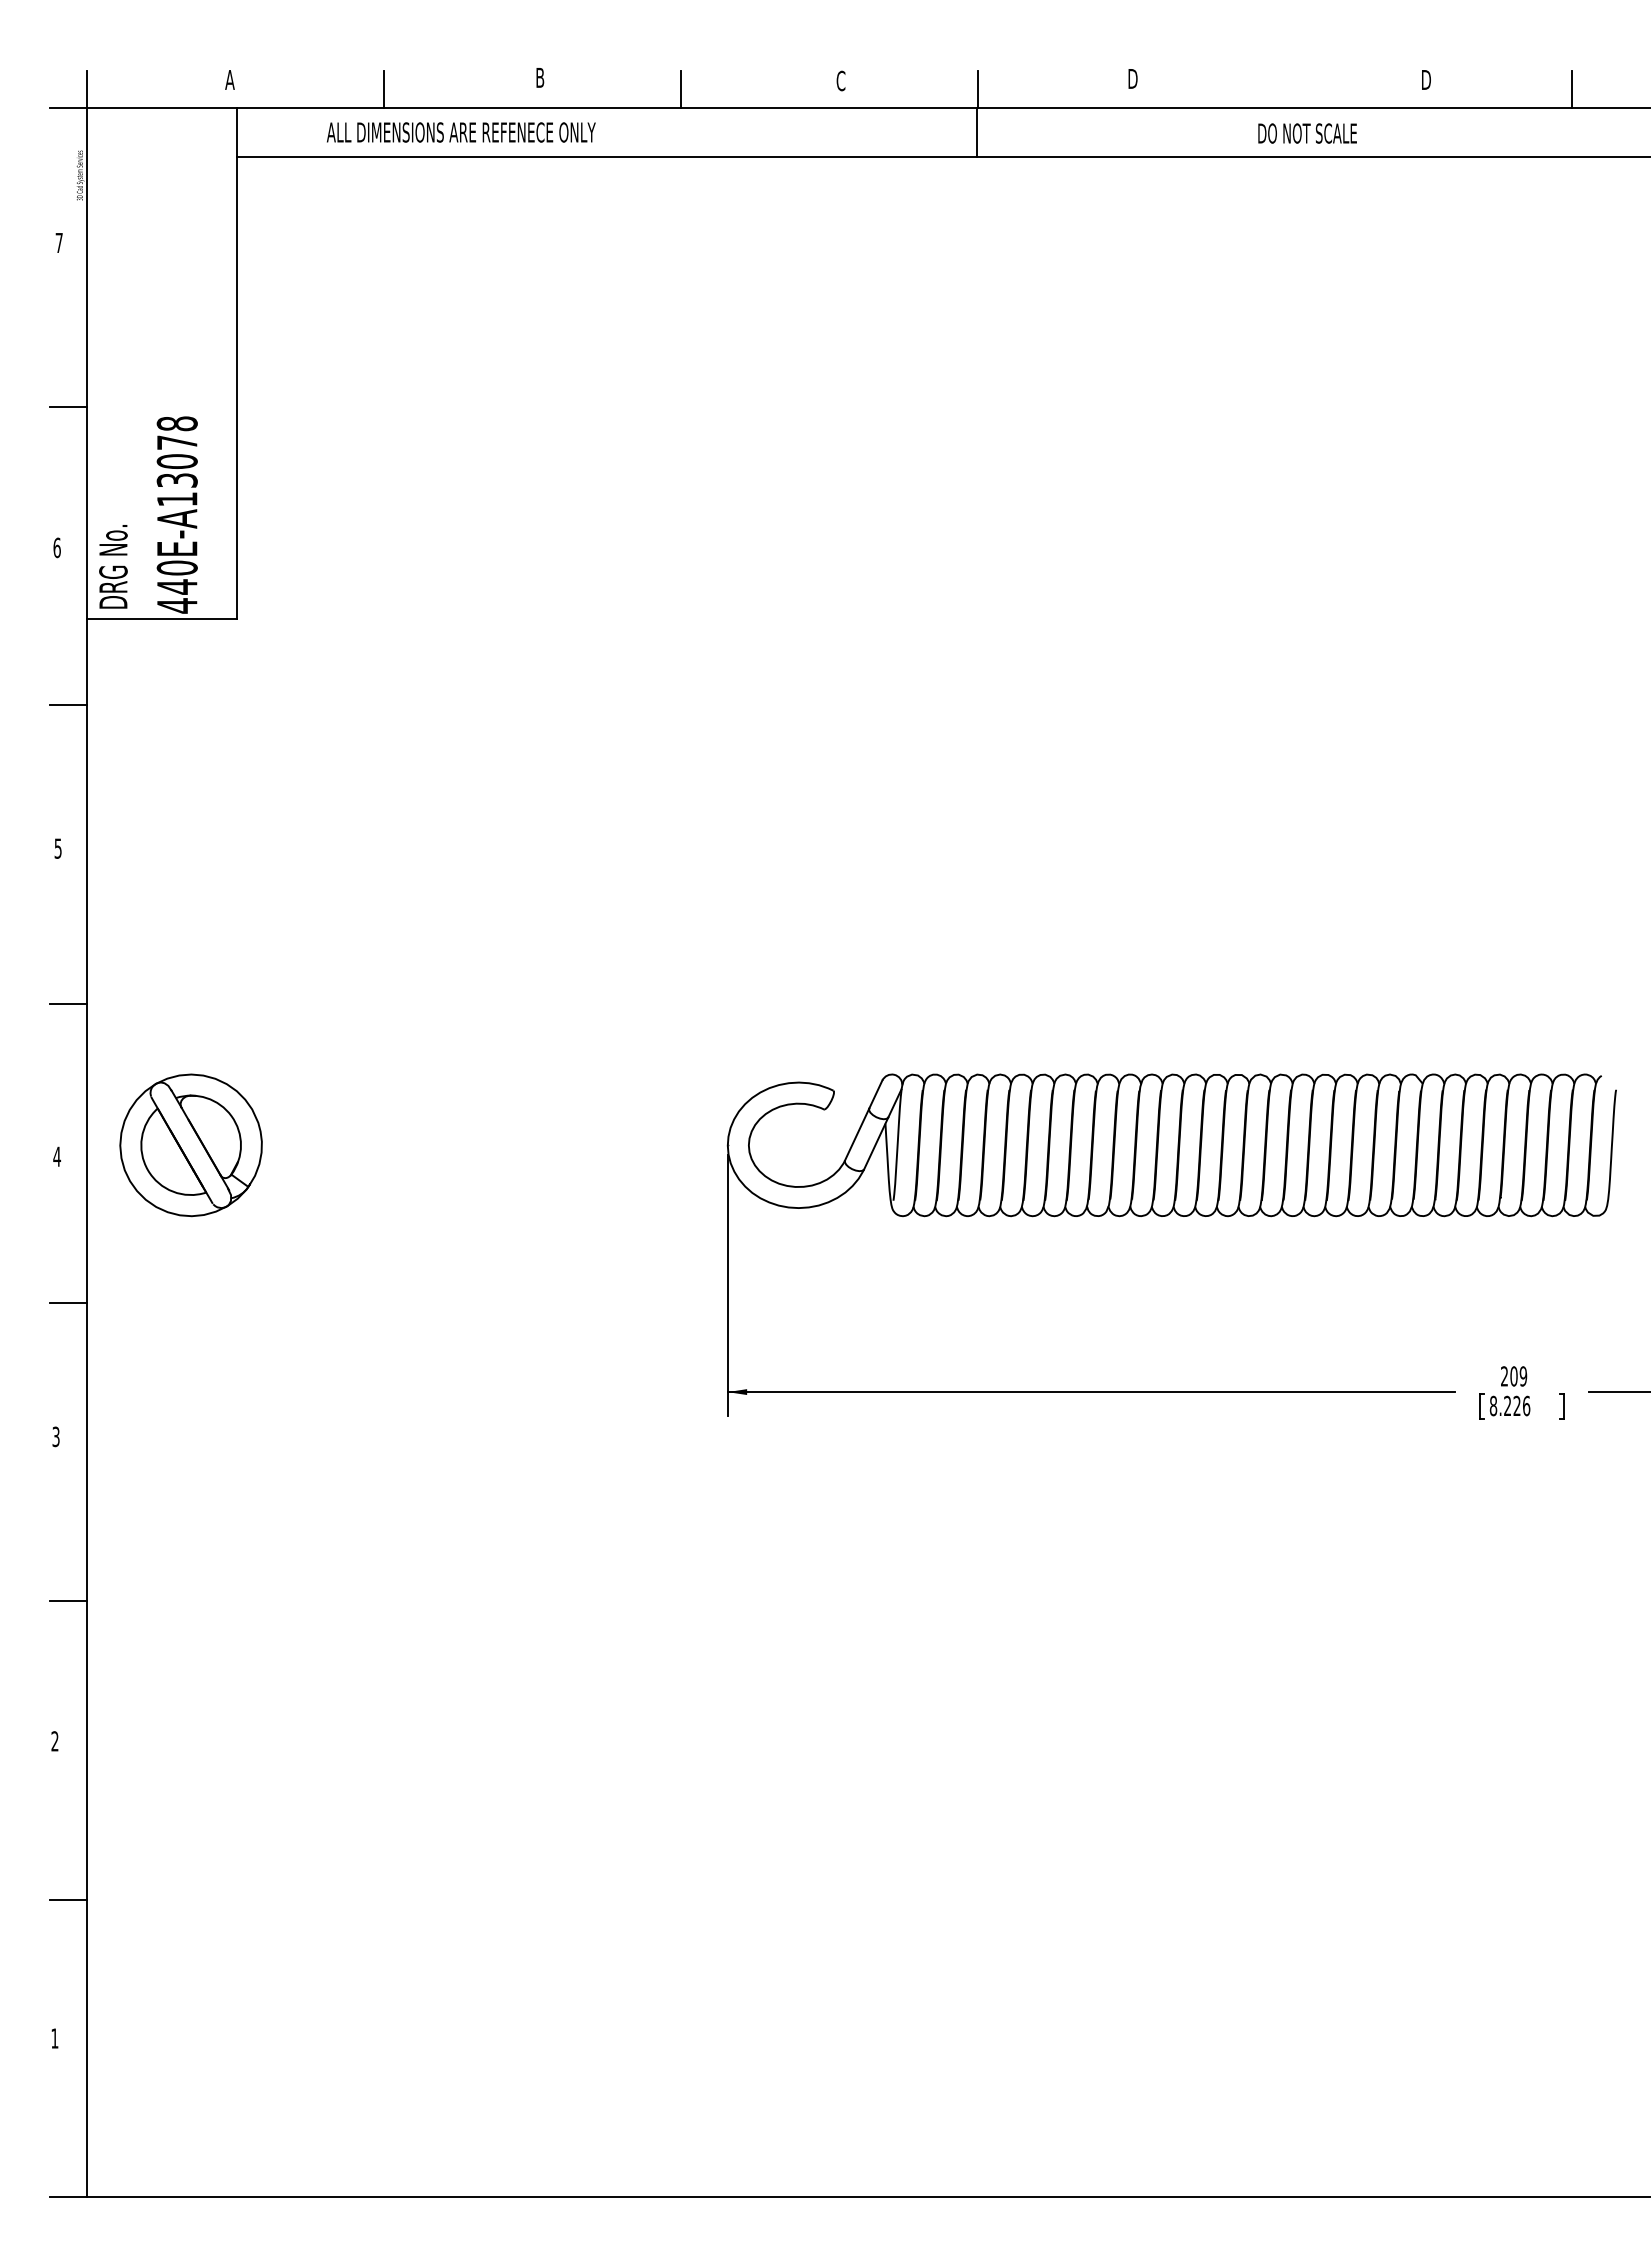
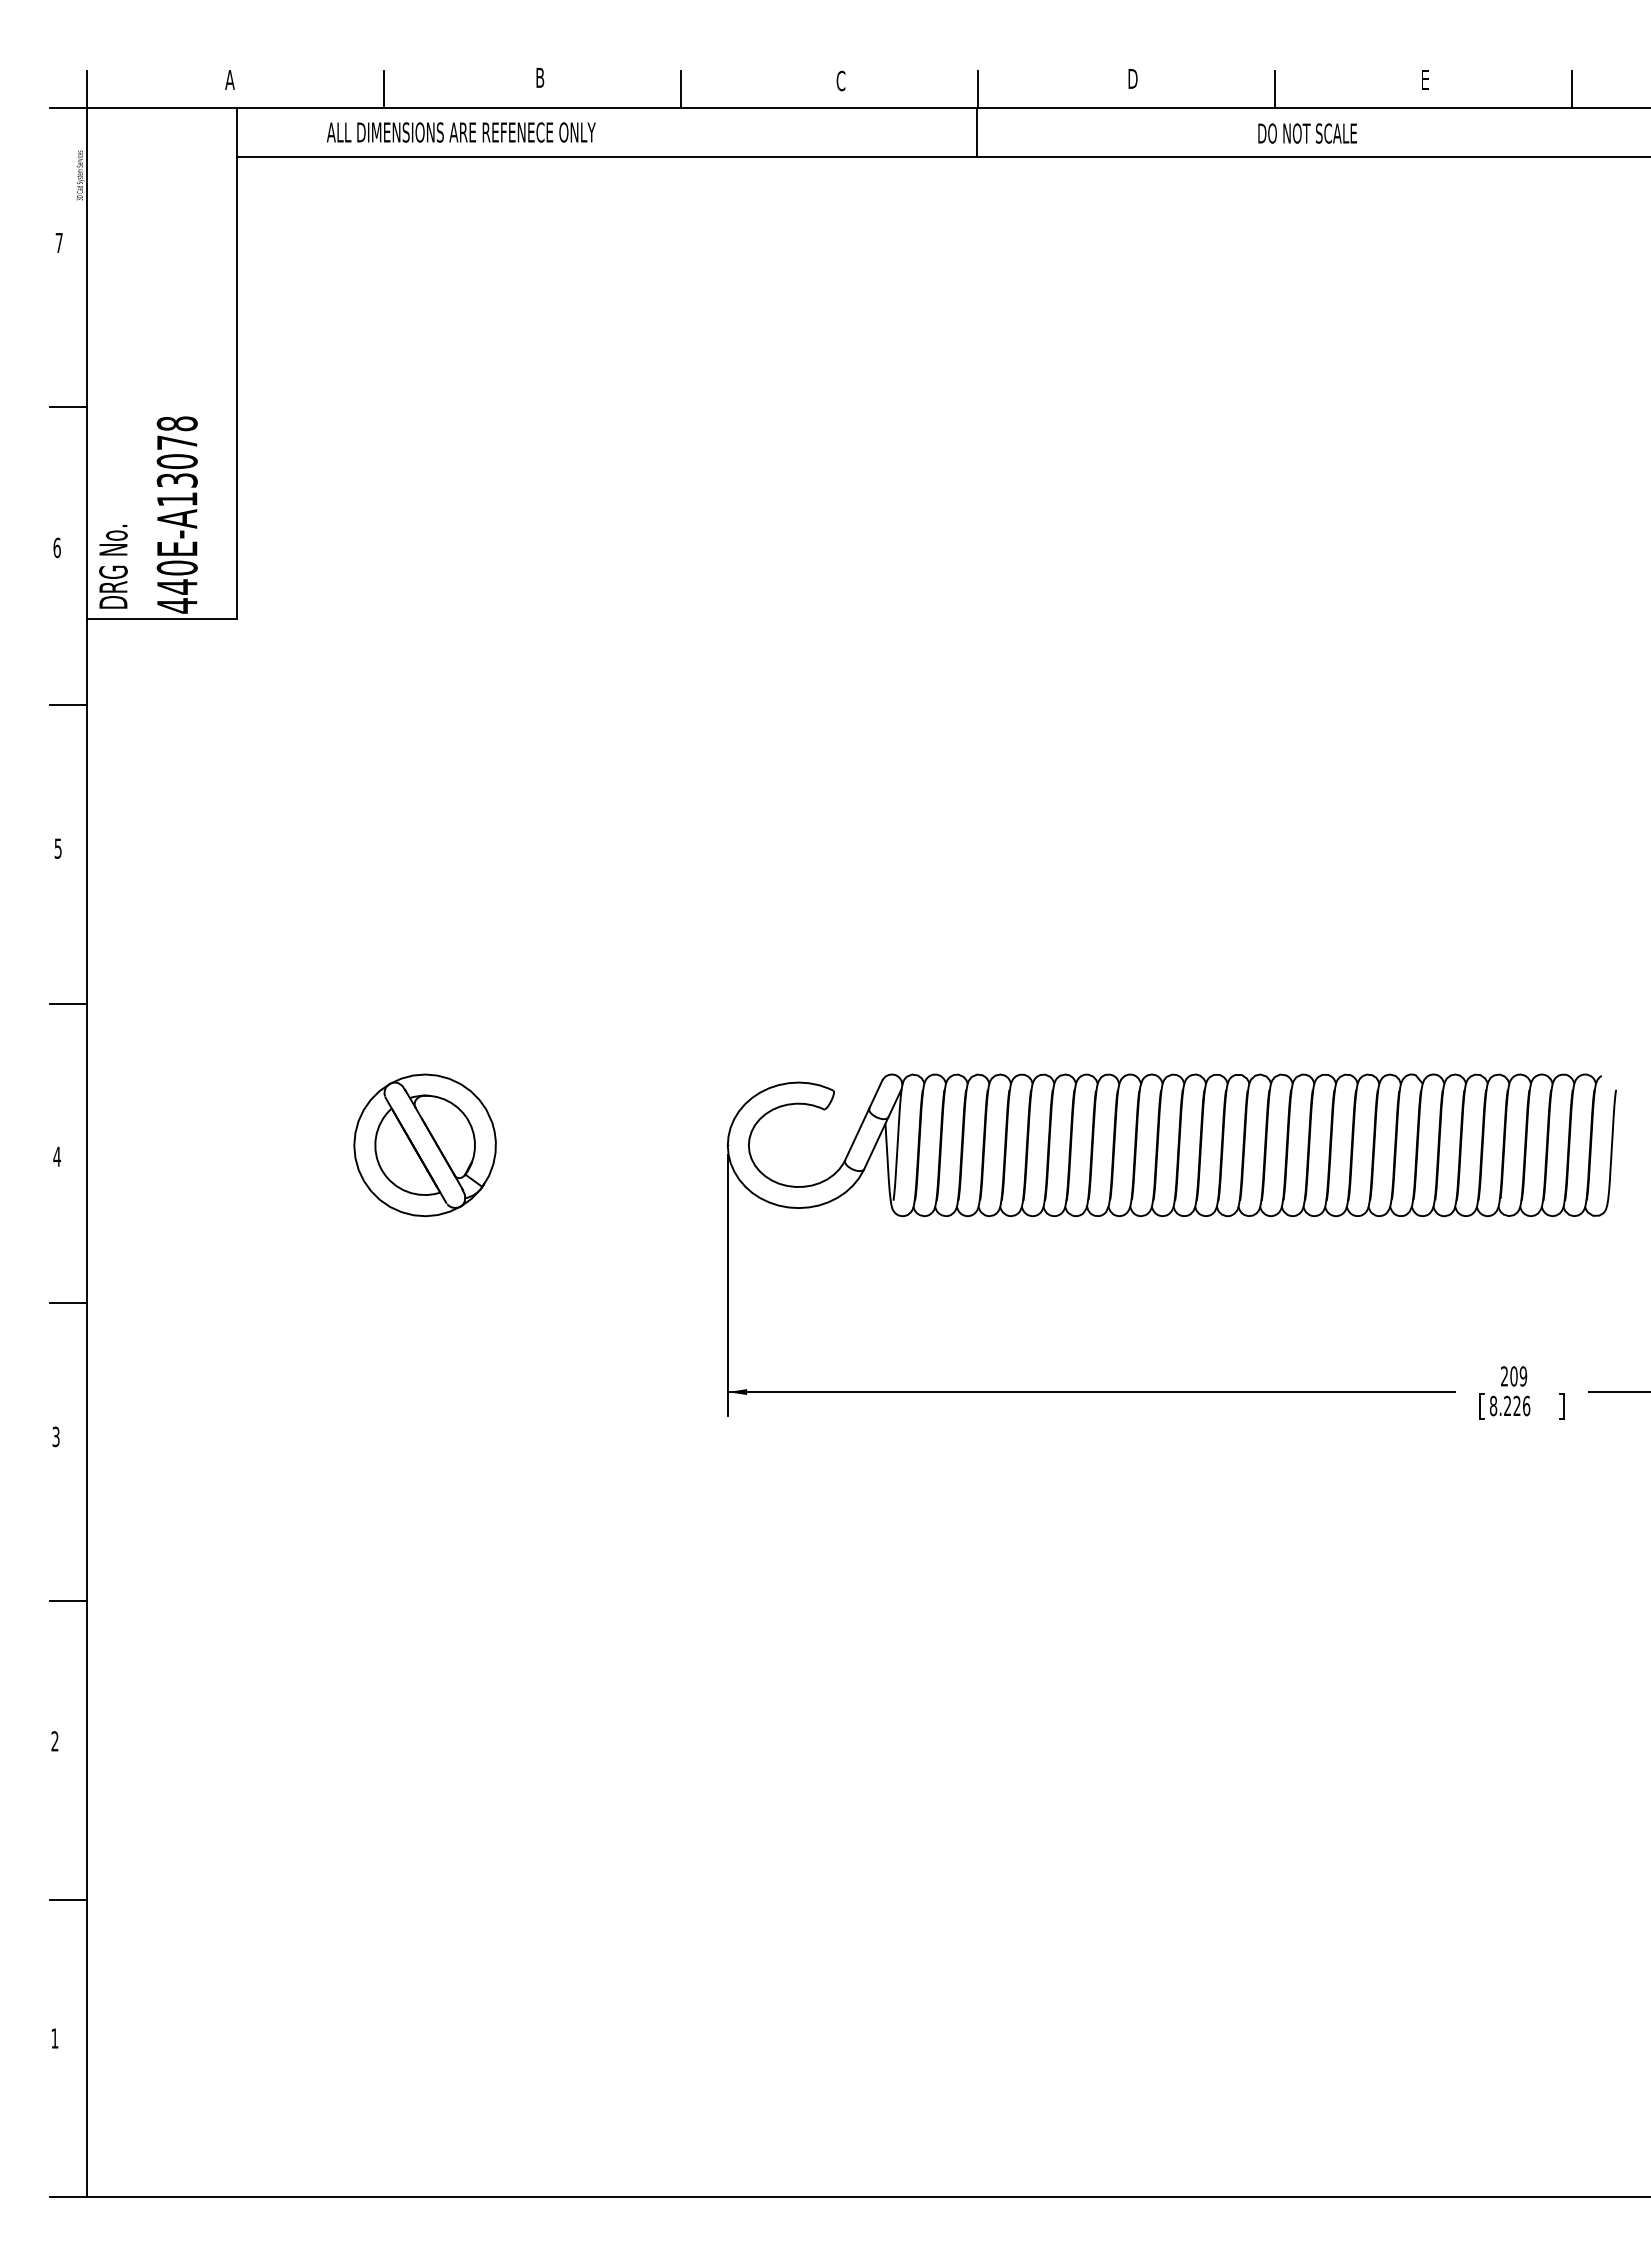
text: D -> E (1426, 79)
line: none -> present (1274, 89)
part position: (190, 1145) -> (424, 1145) (424, 1145)
